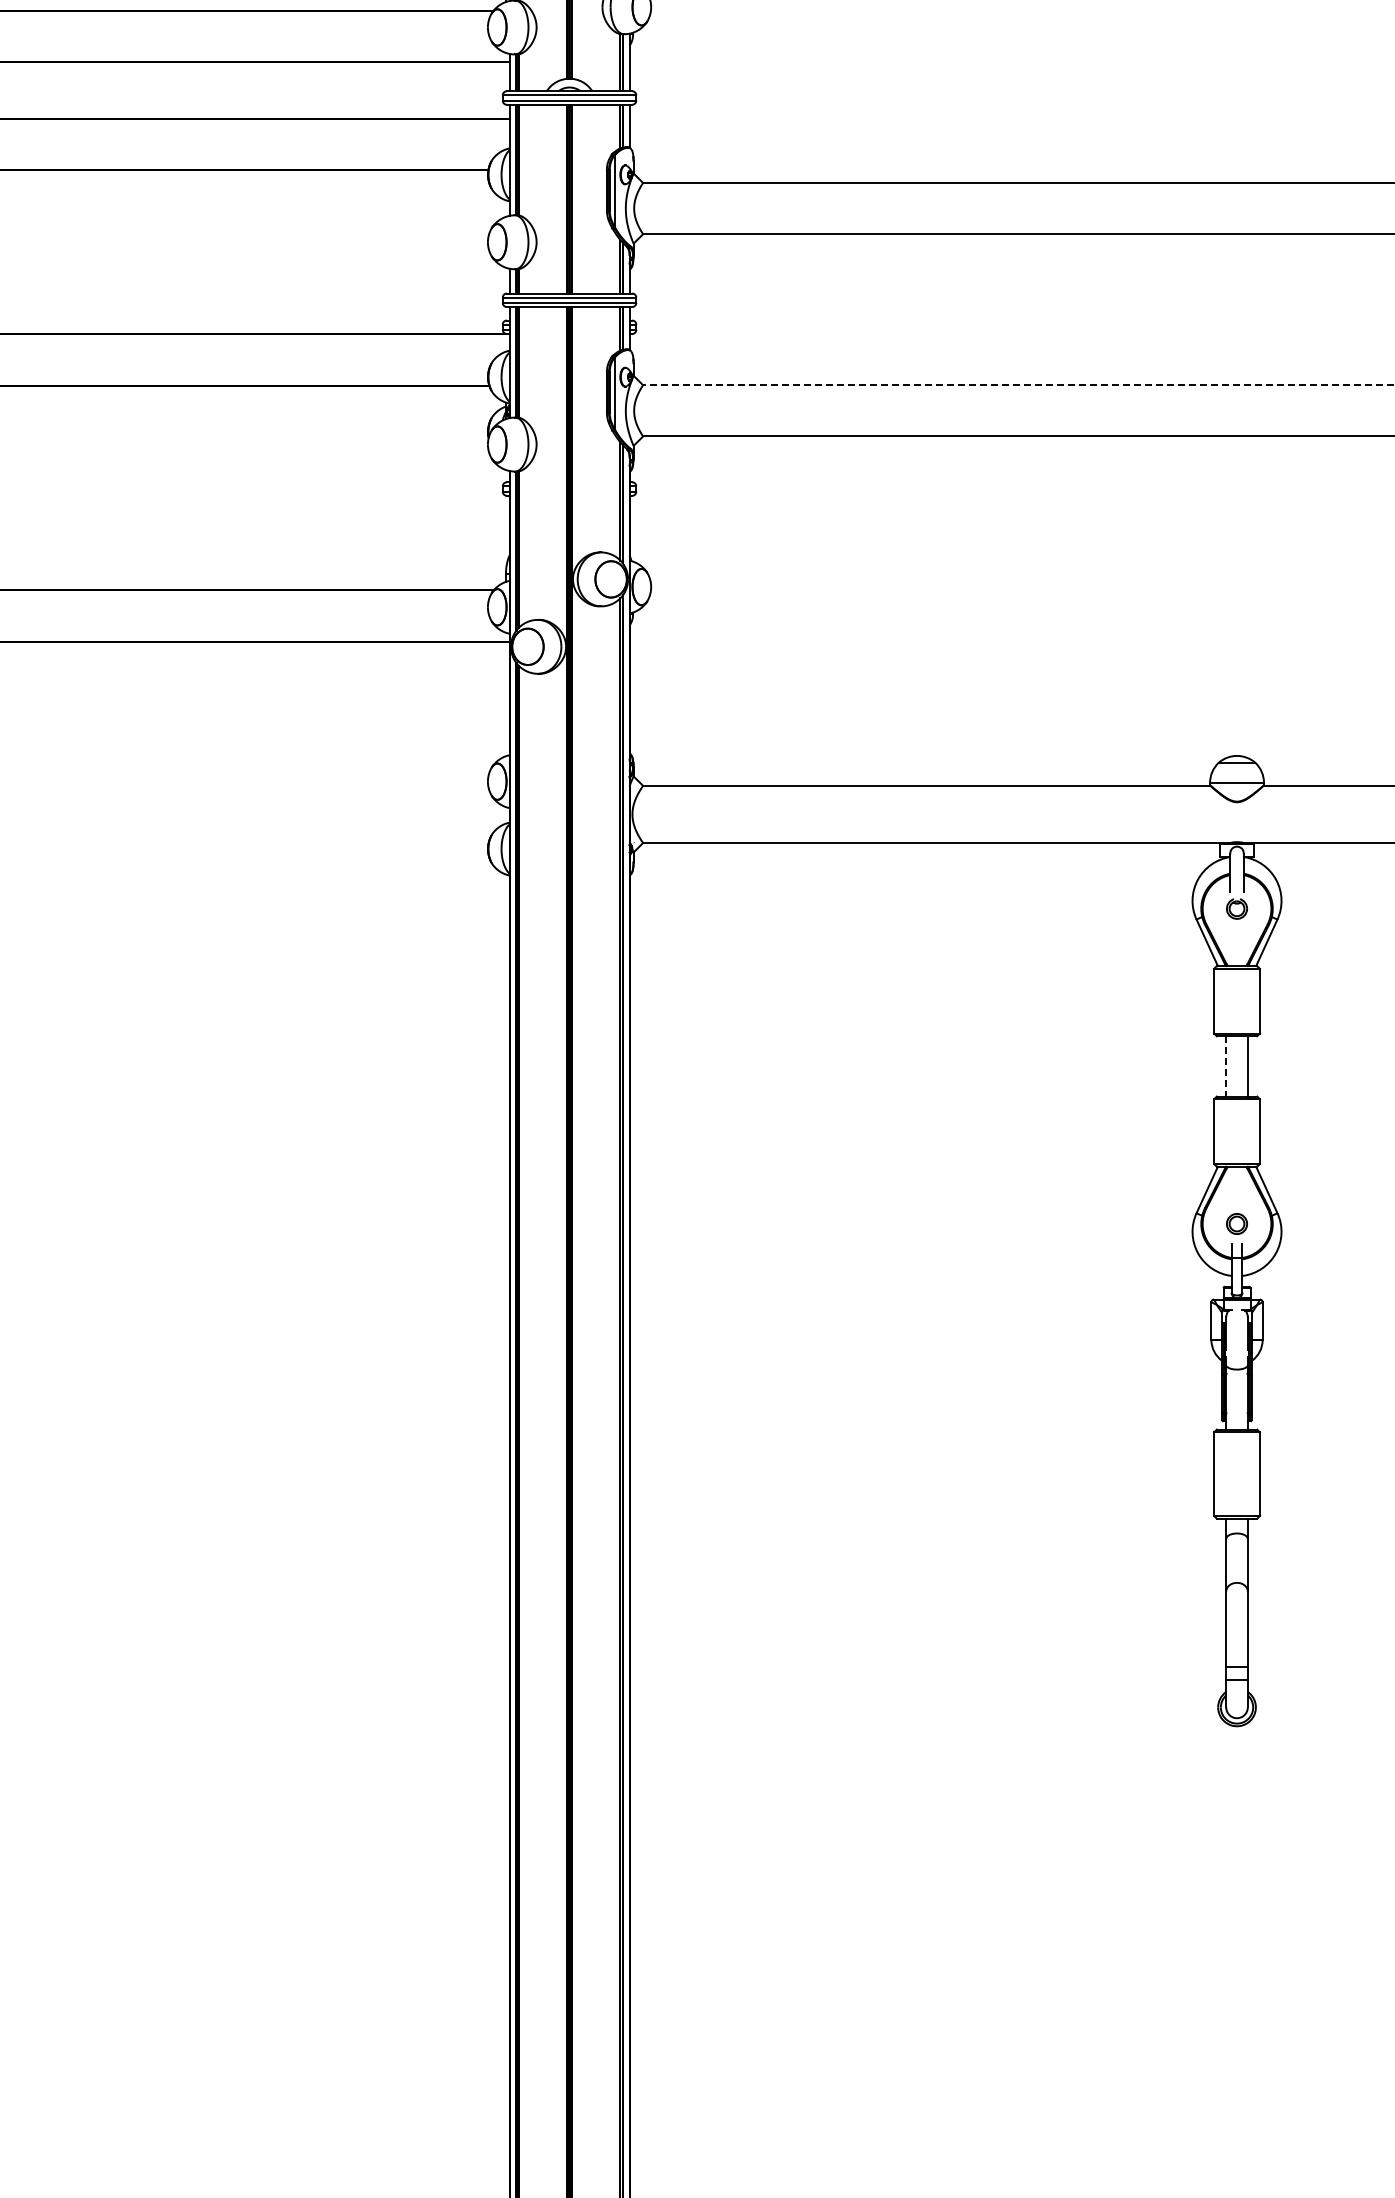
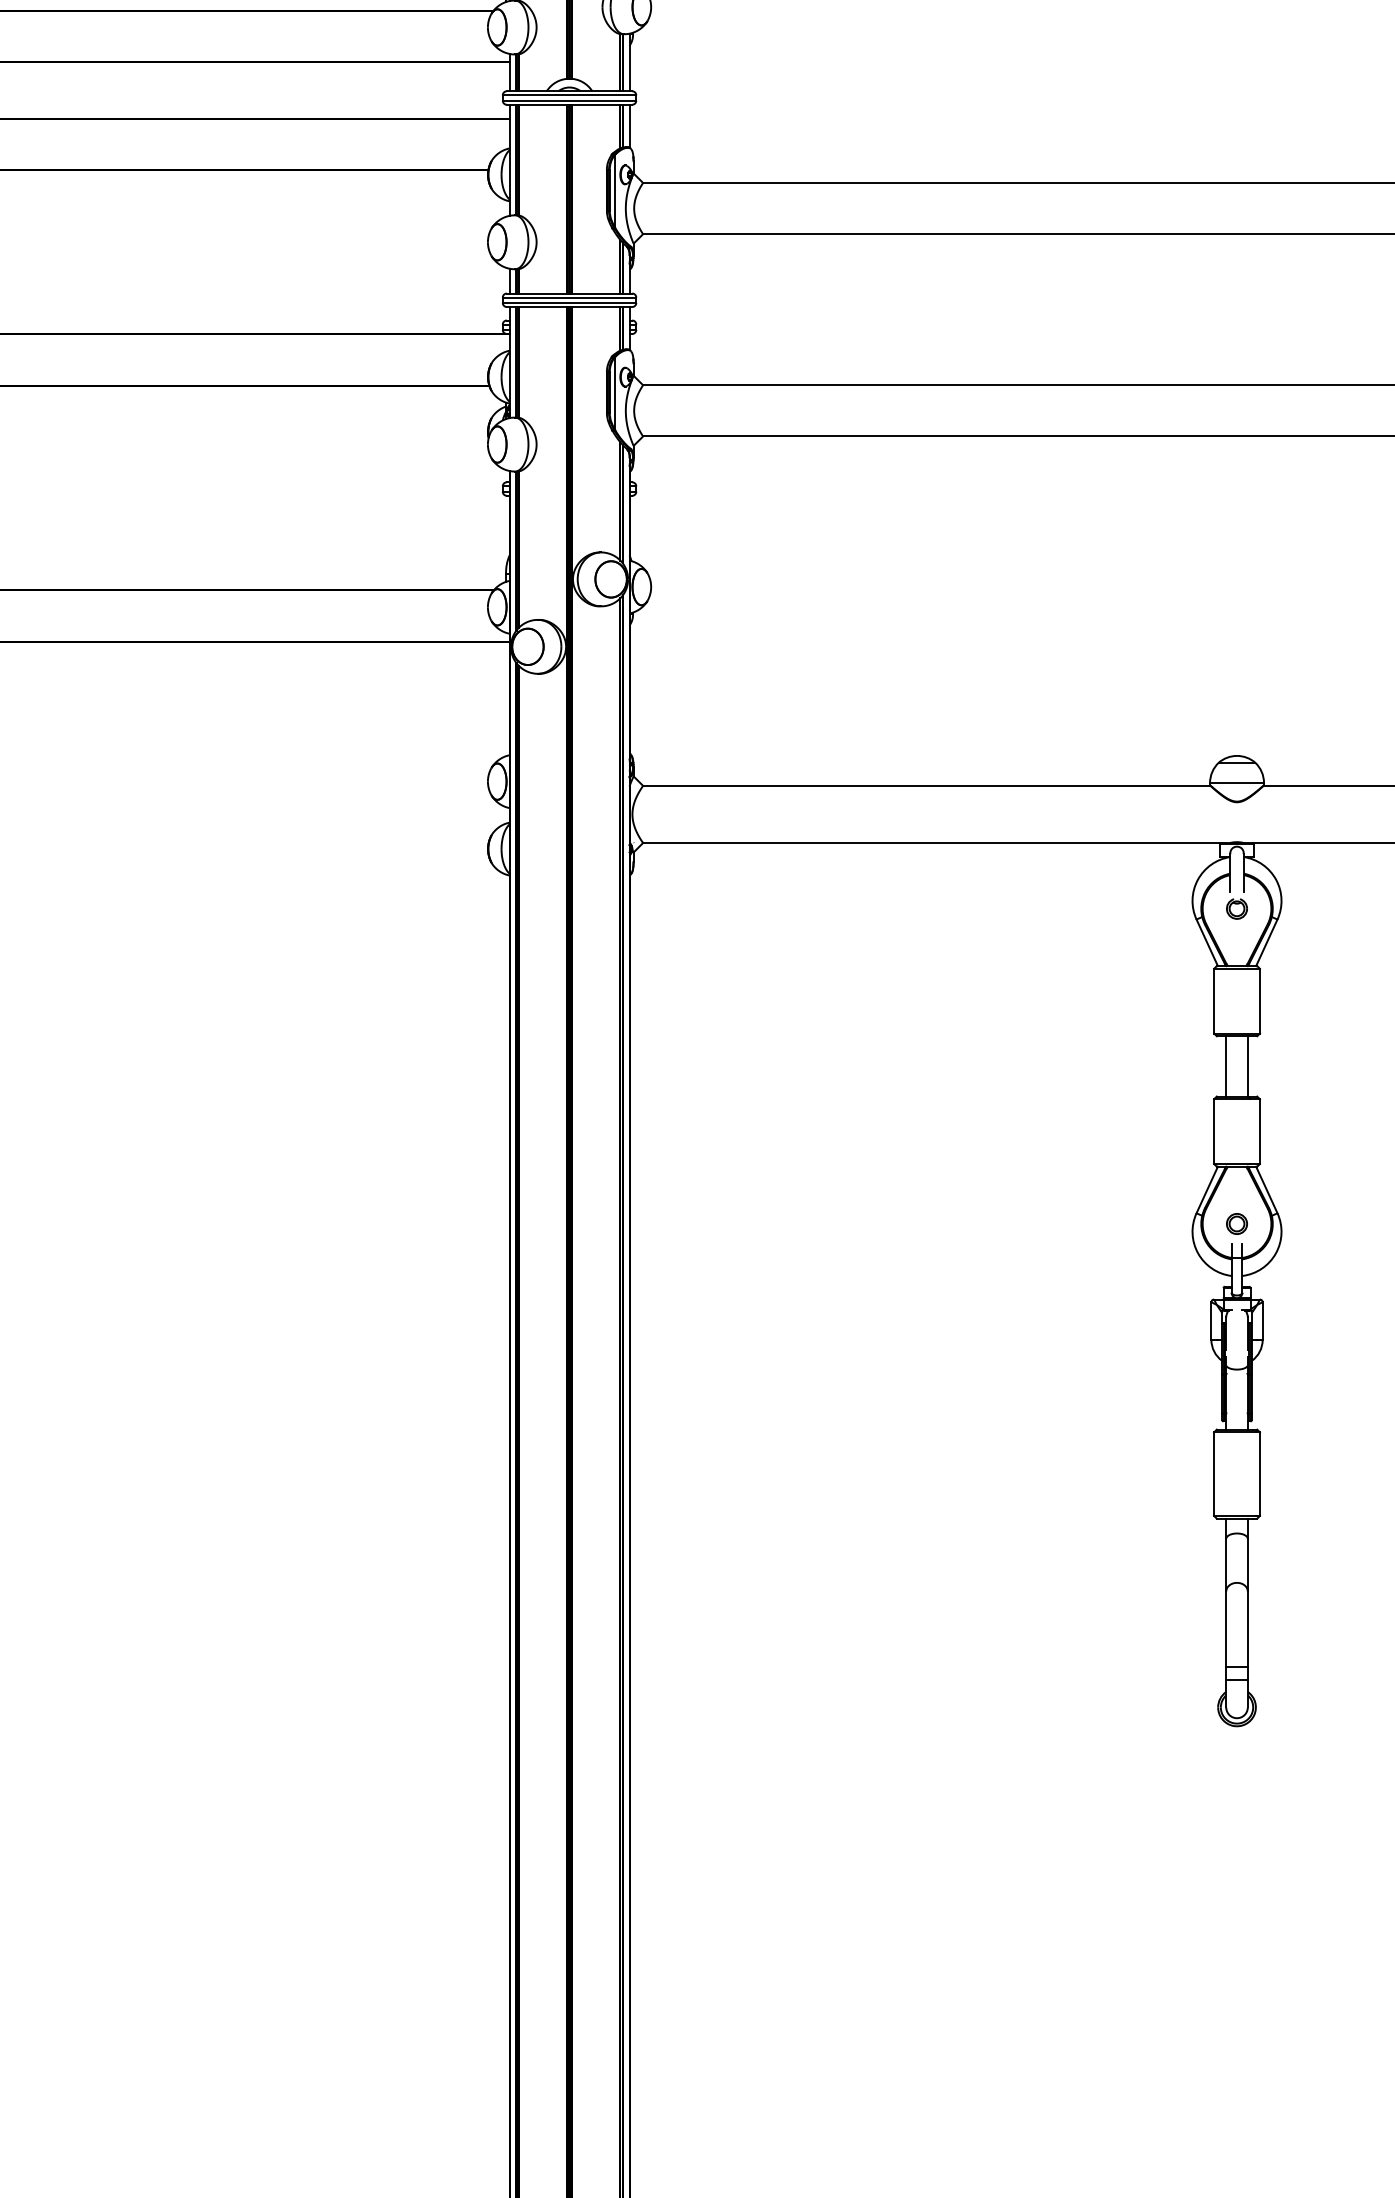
line: dashed -> solid (1018, 385)
line: dashed -> solid (1226, 1066)
